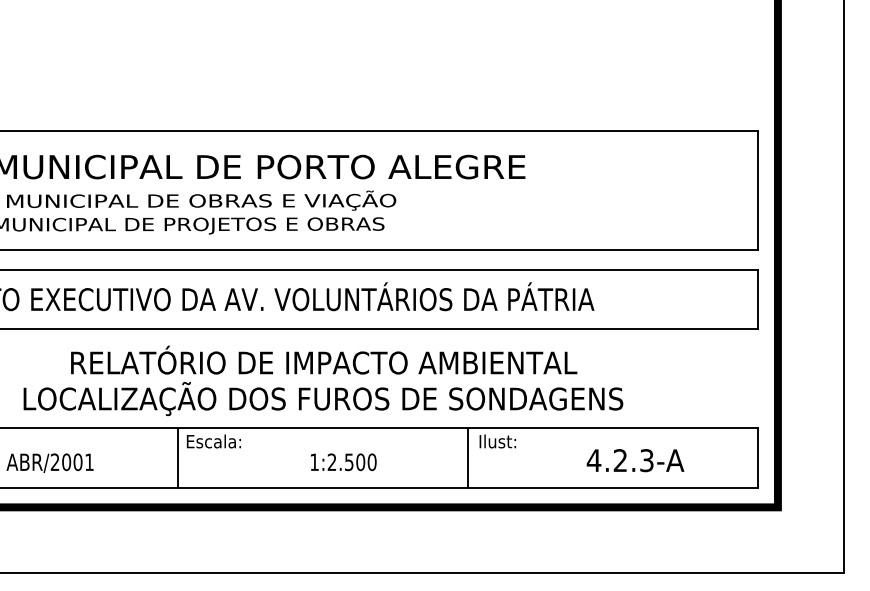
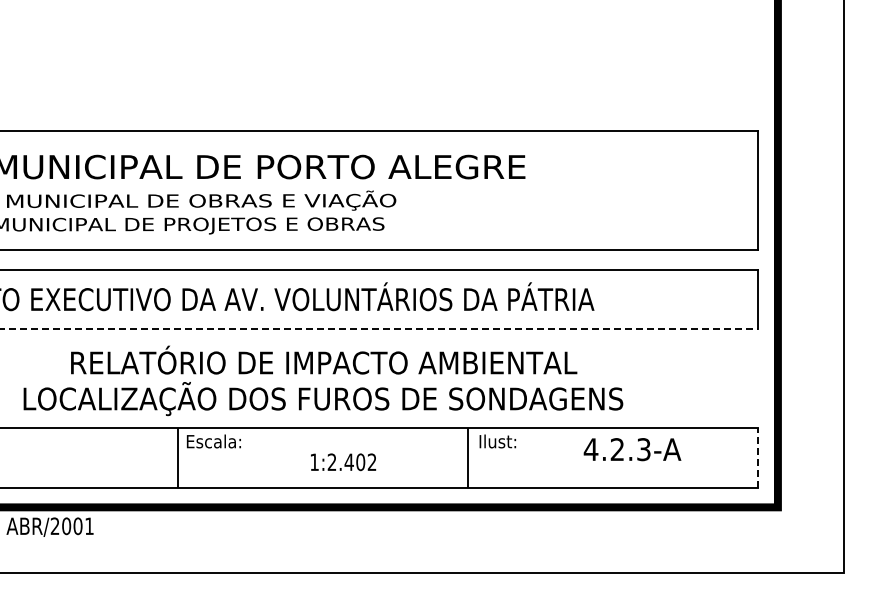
line: solid -> dashed (379, 329)
line: solid -> dashed (758, 457)
text position: (635, 460) -> (632, 449) (632, 449)
text position: (49, 462) -> (49, 526) (49, 526)
text: 1:2.500 -> 1:2.402 (360, 462)
